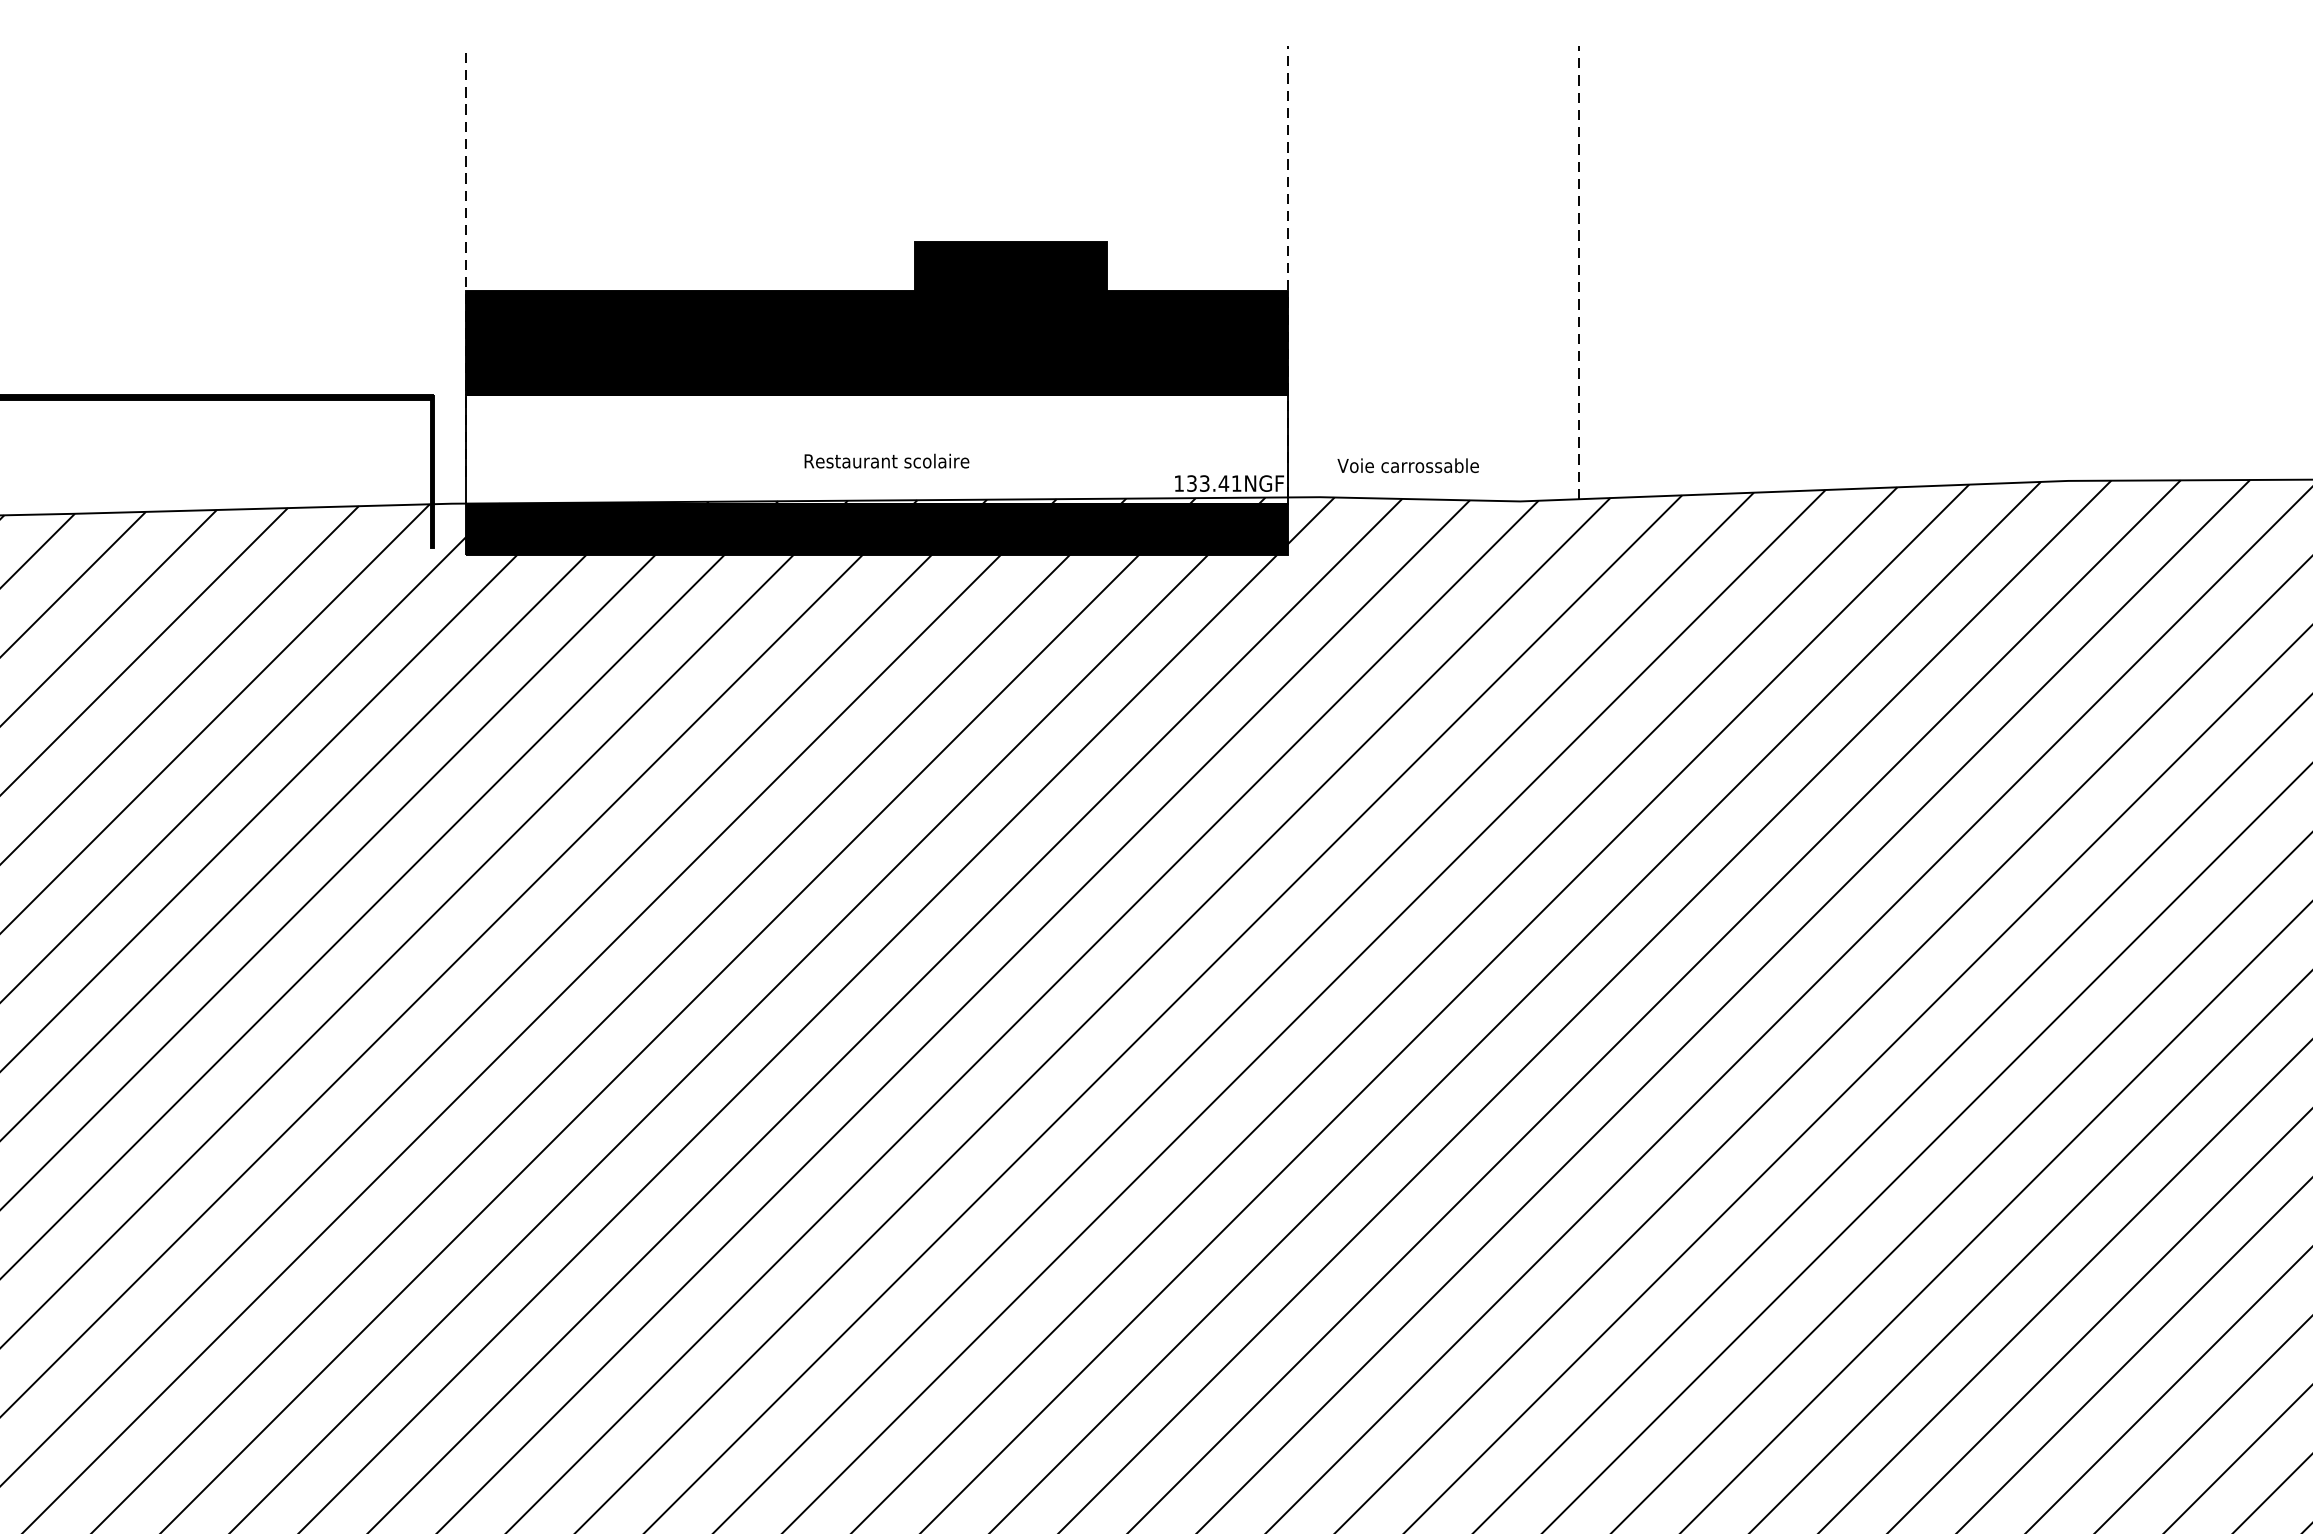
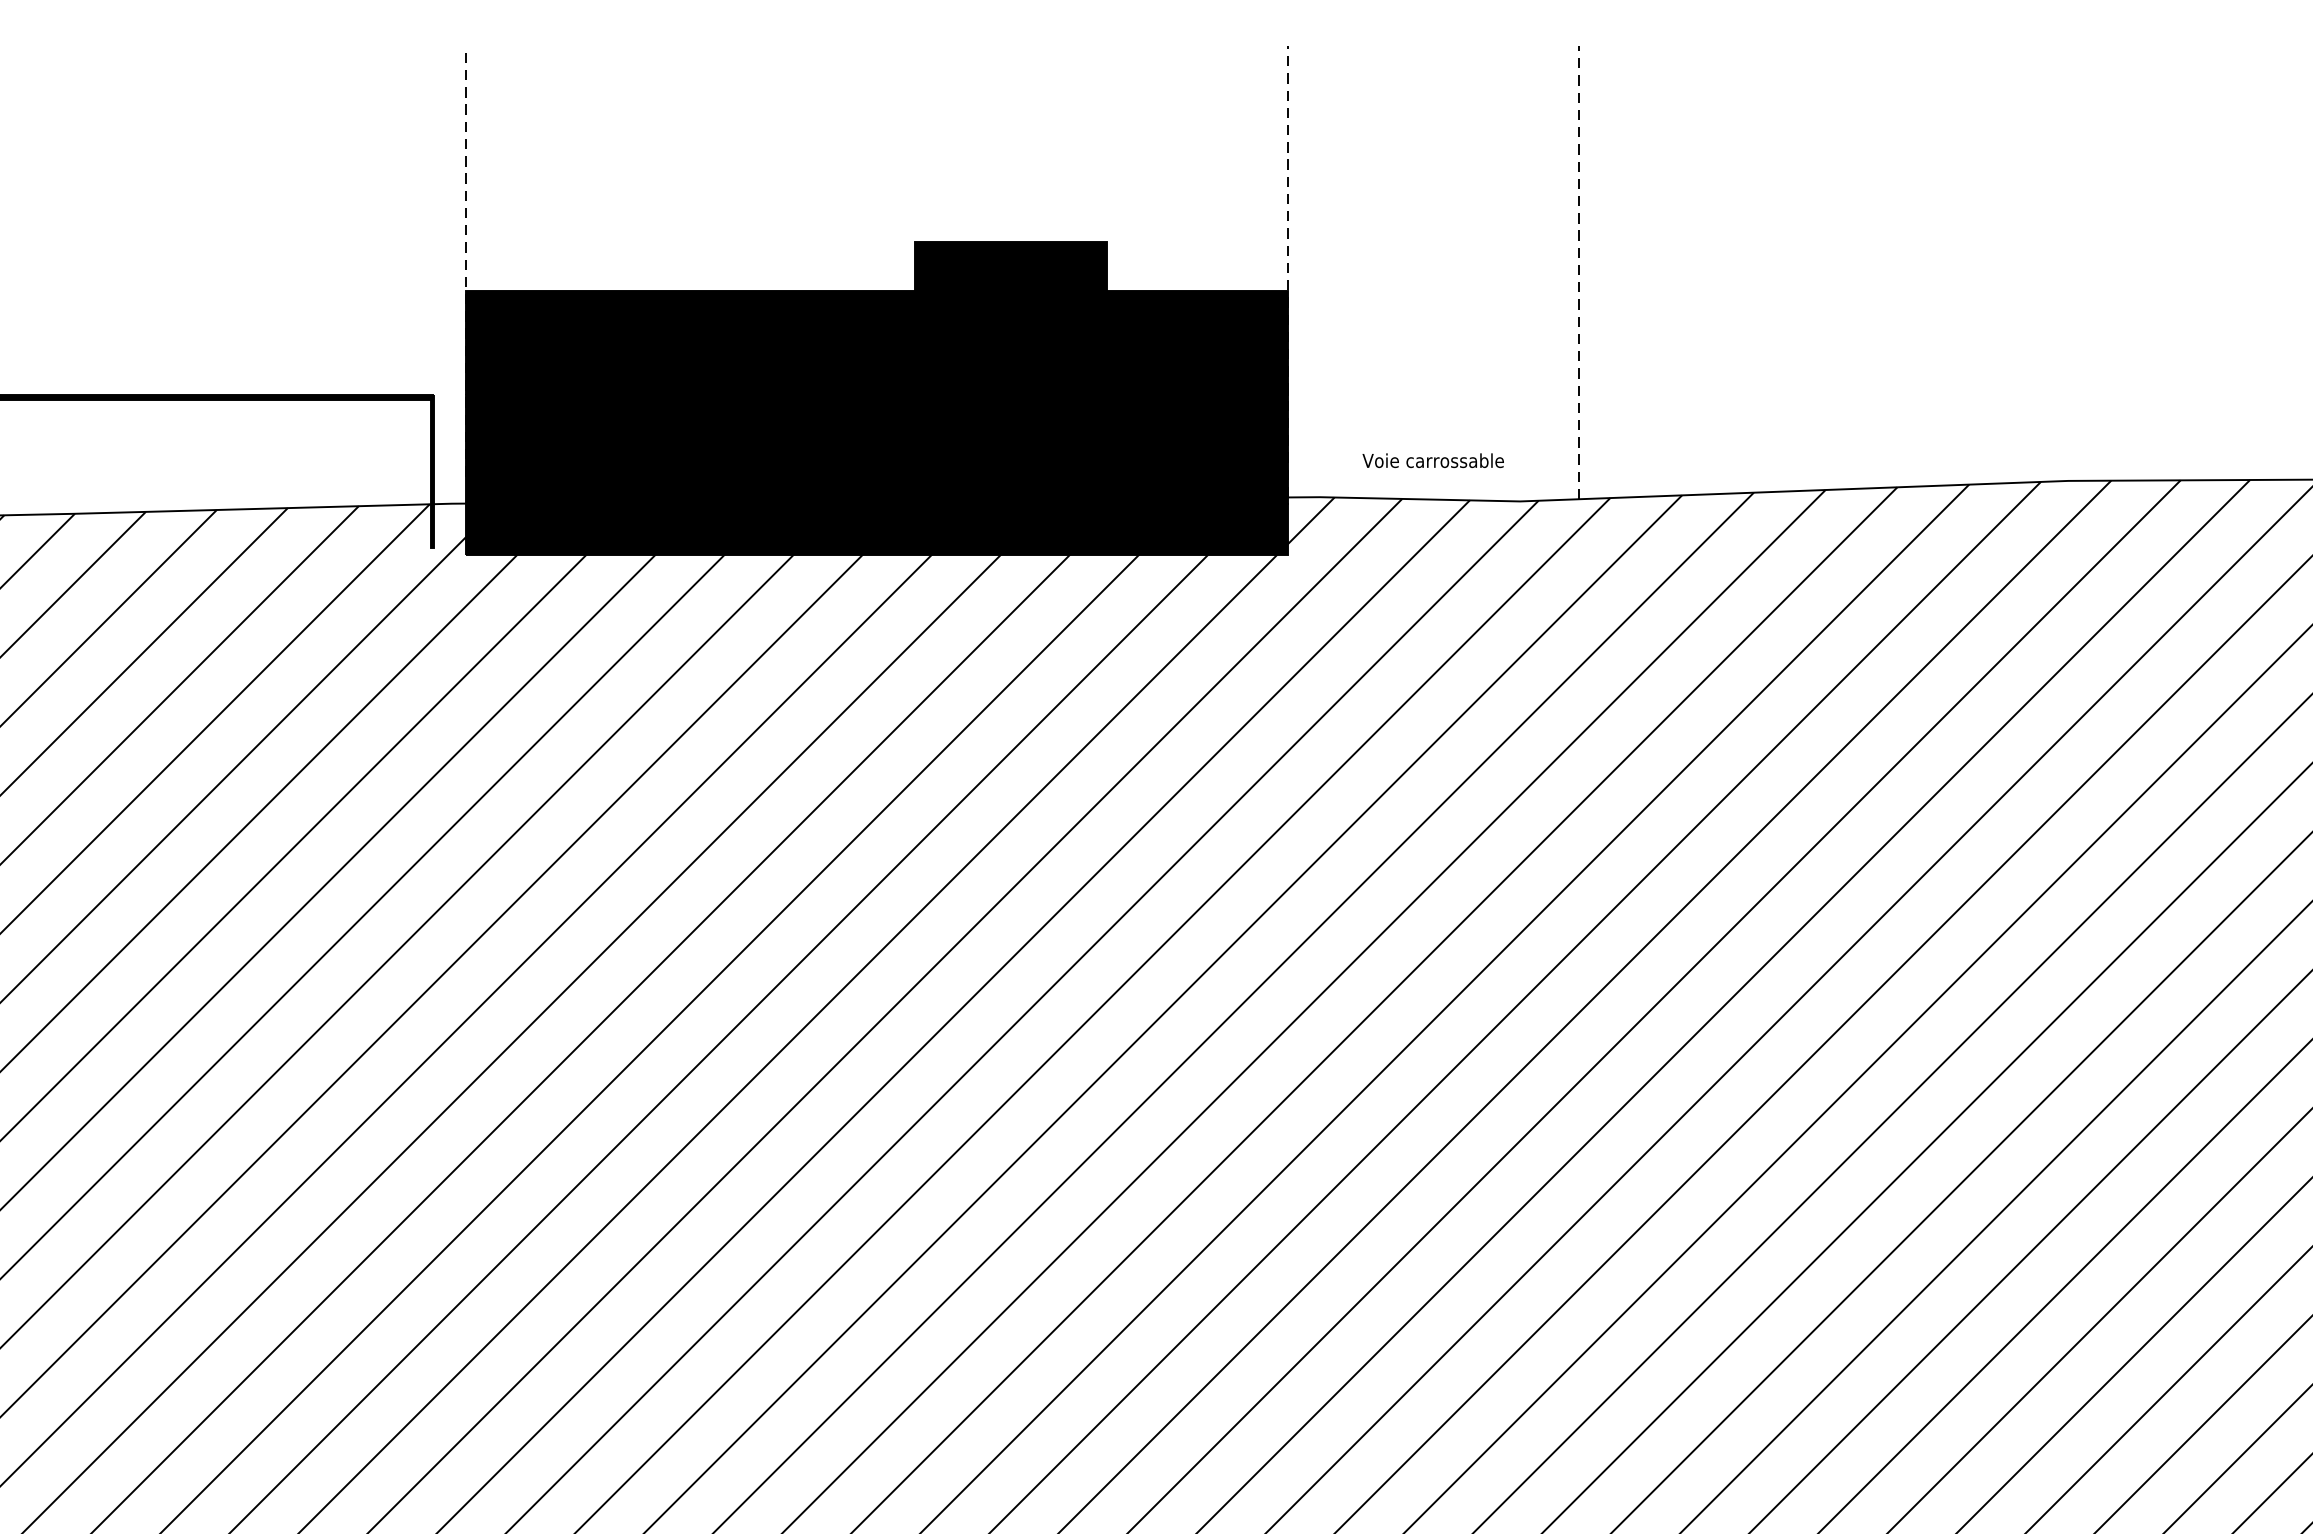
fill: none -> present (876, 449)
text position: (1407, 465) -> (1432, 460) (1432, 460)
